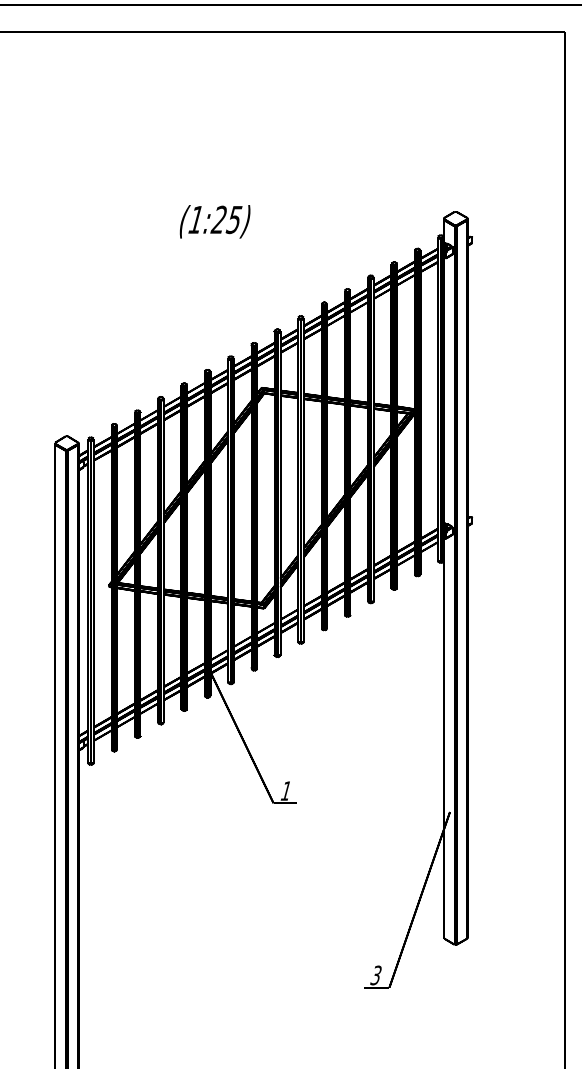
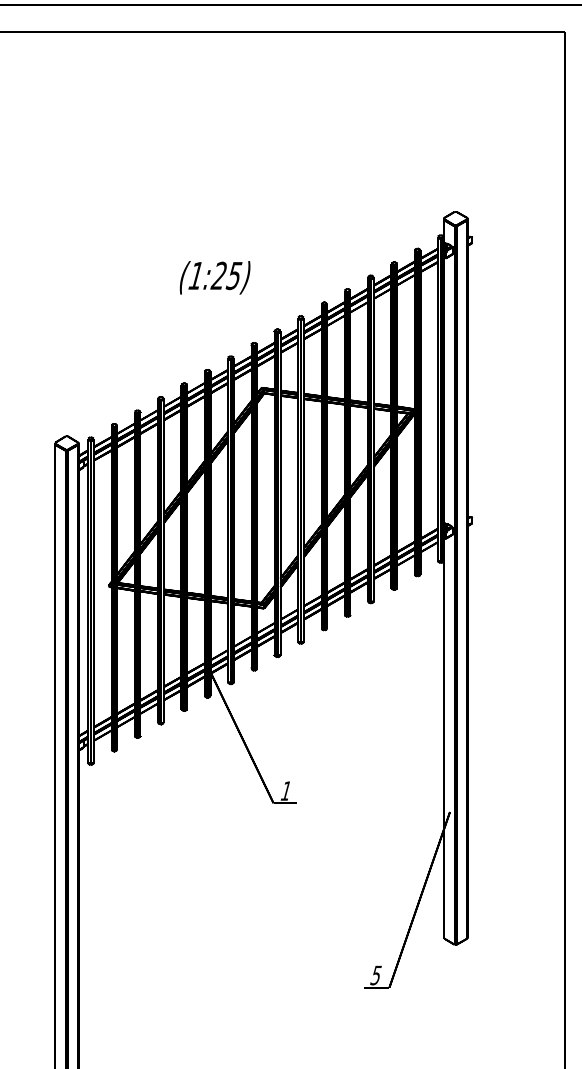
text position: (214, 221) -> (214, 277) (214, 277)
text: 3 -> 5 (377, 974)
